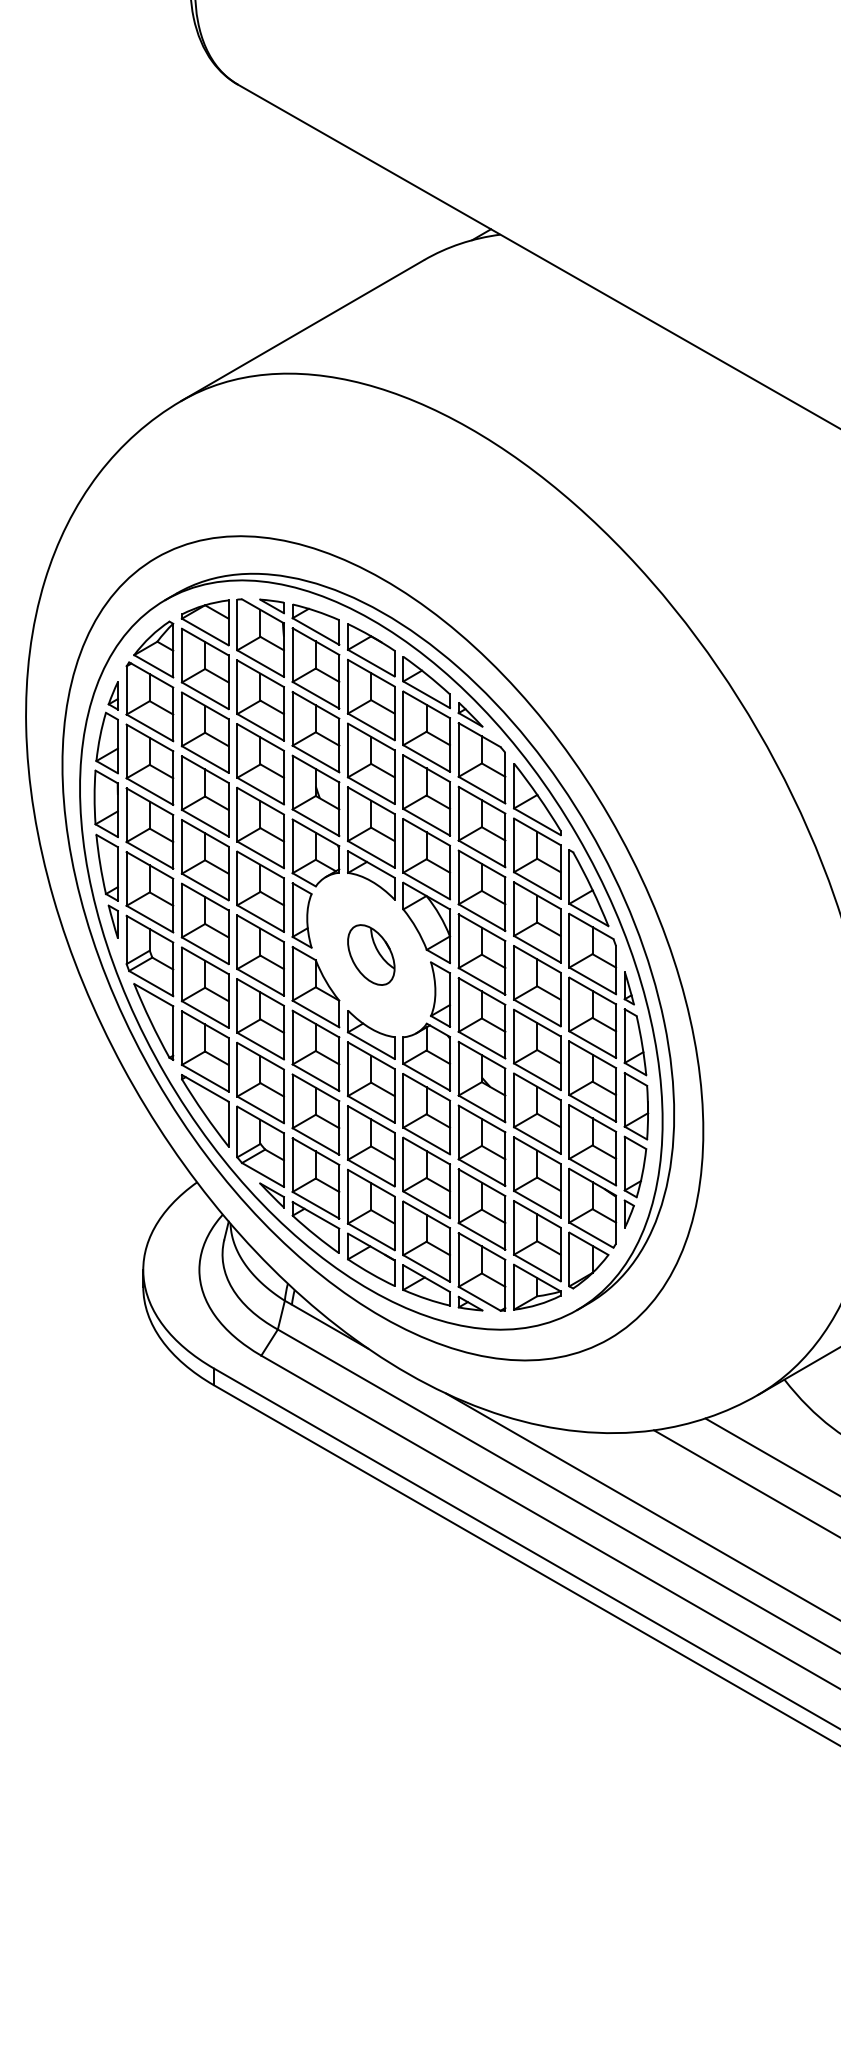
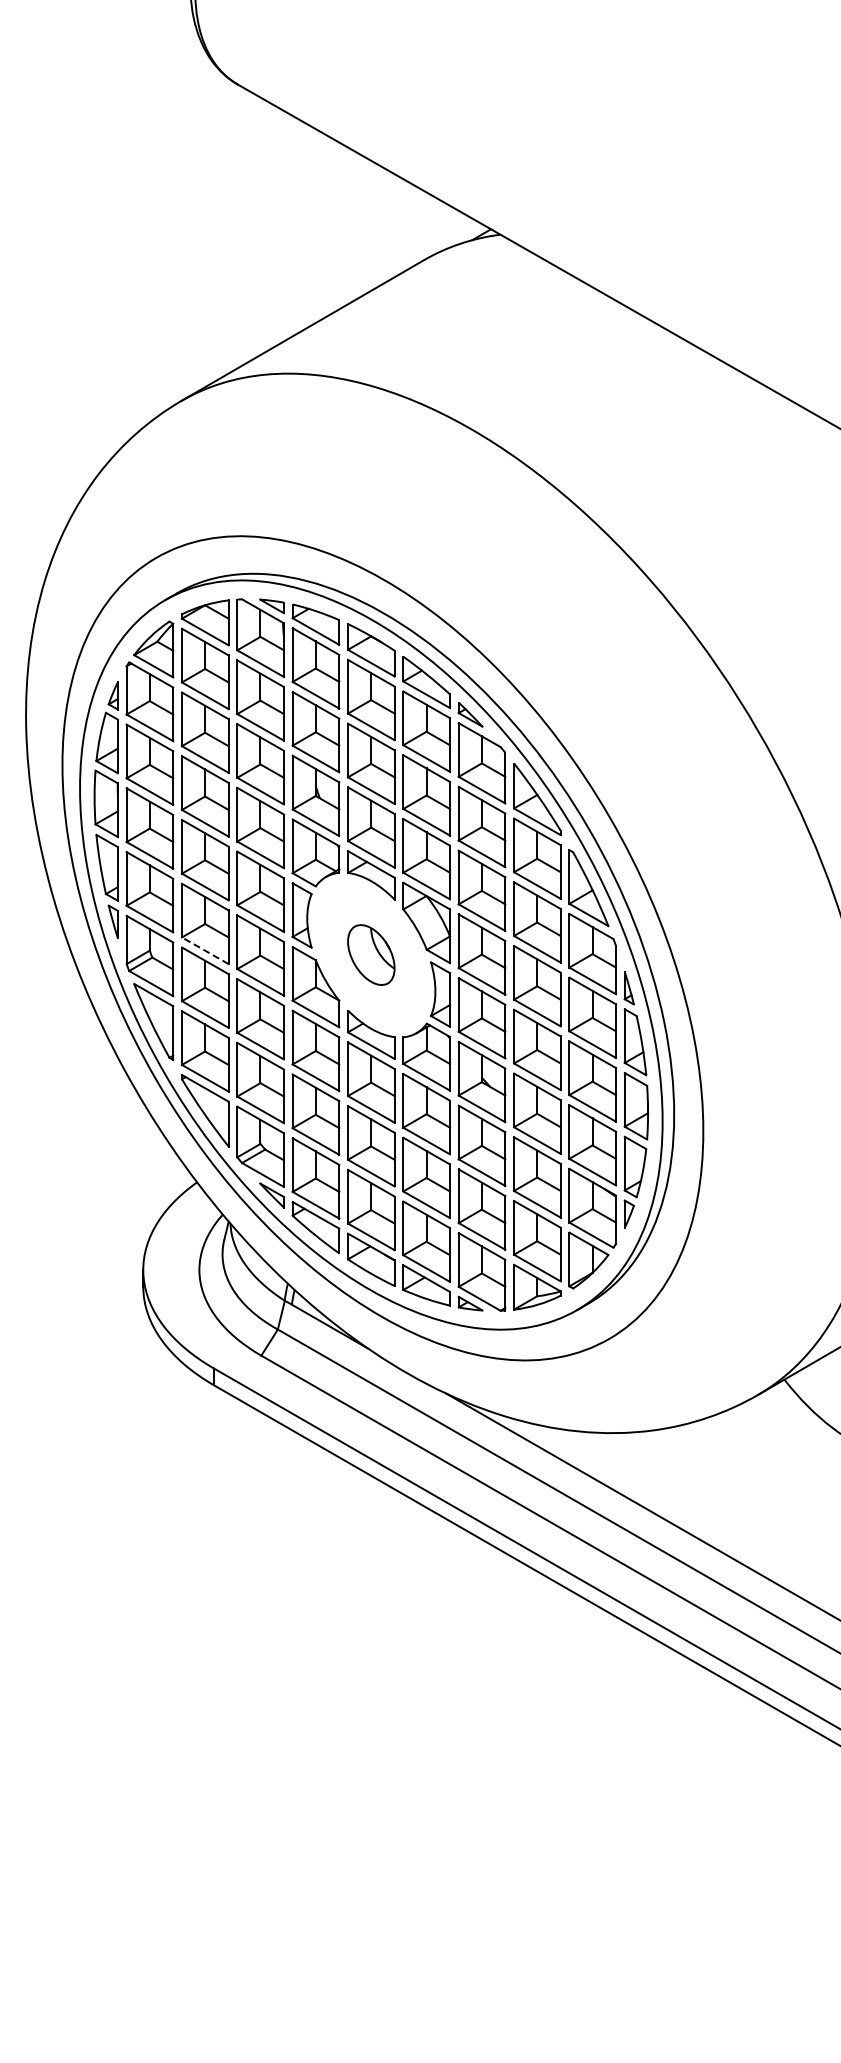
line: solid -> dashed (205, 950)
line: present -> none (771, 1456)
line: present -> none (745, 1483)
